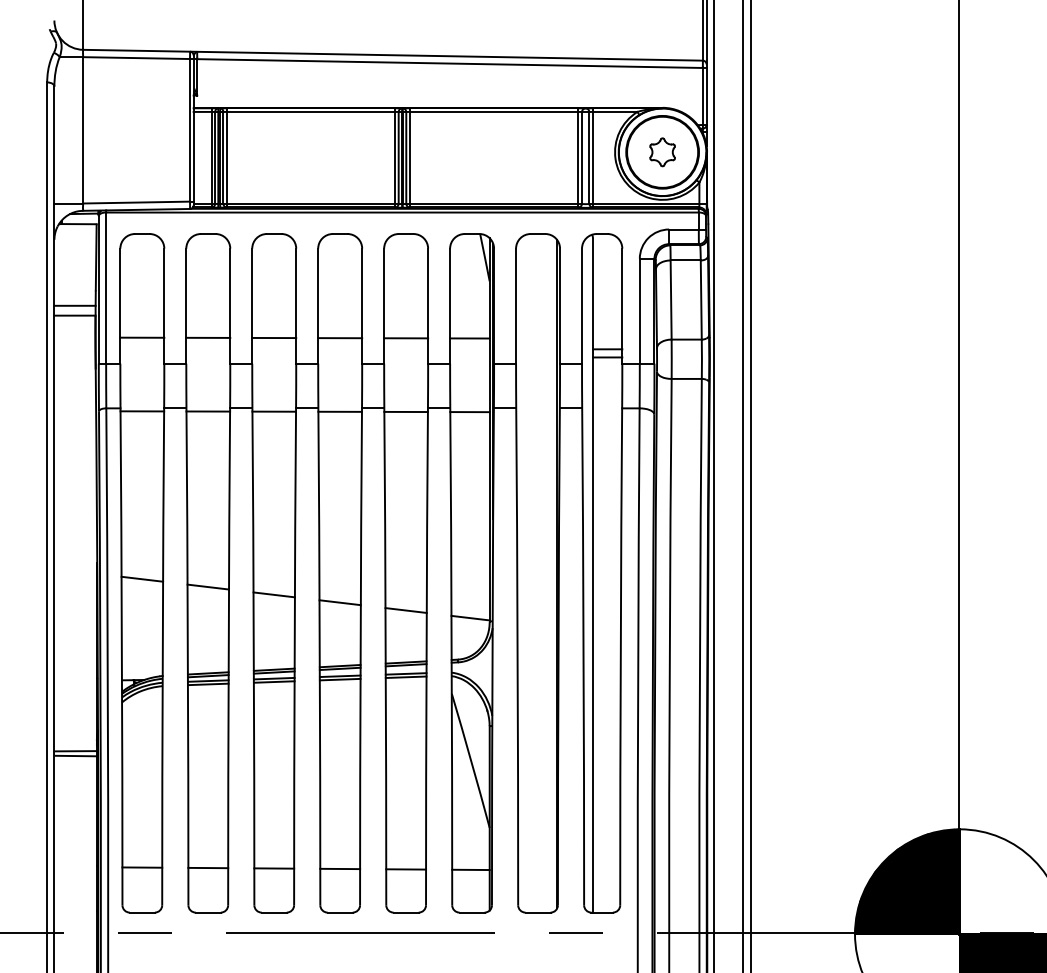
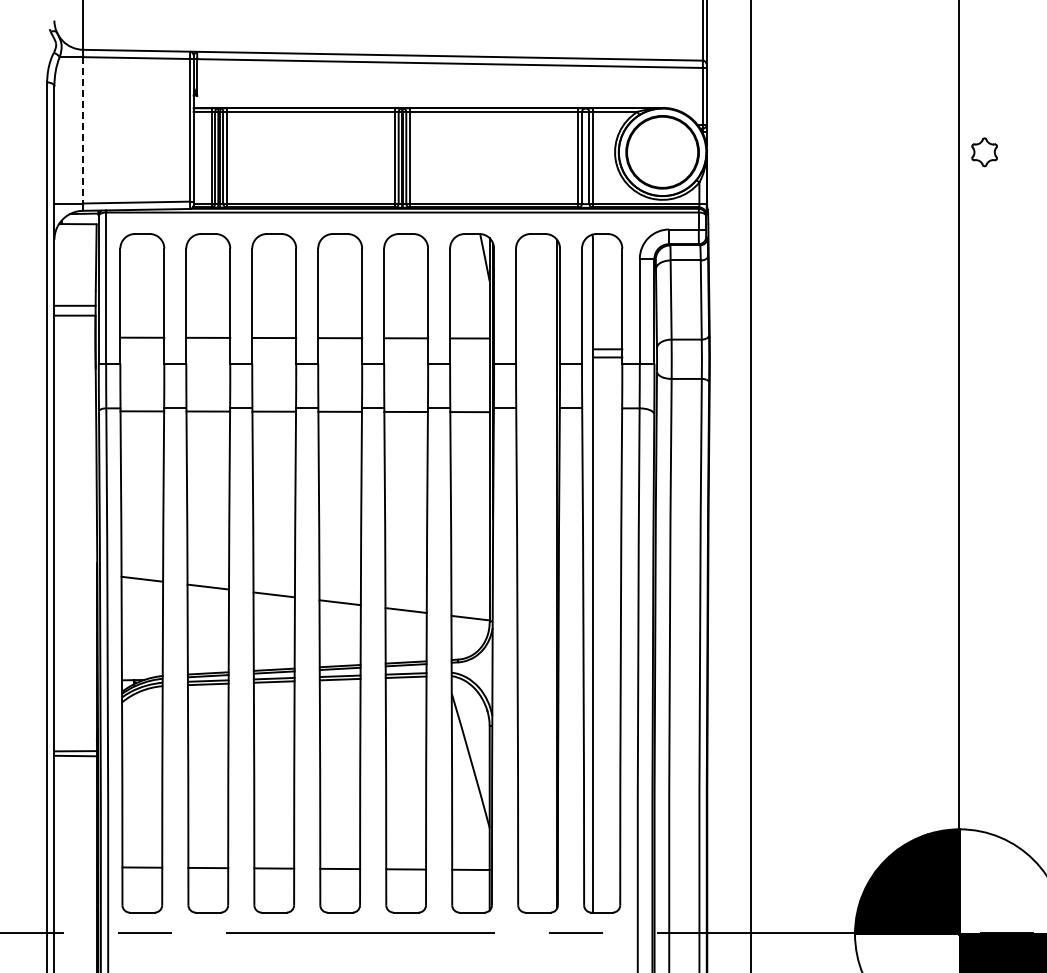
line: solid -> dashed (83, 130)
part position: (662, 152) -> (984, 152) (984, 152)
line: present -> none (713, 485)
line: present -> none (743, 485)
